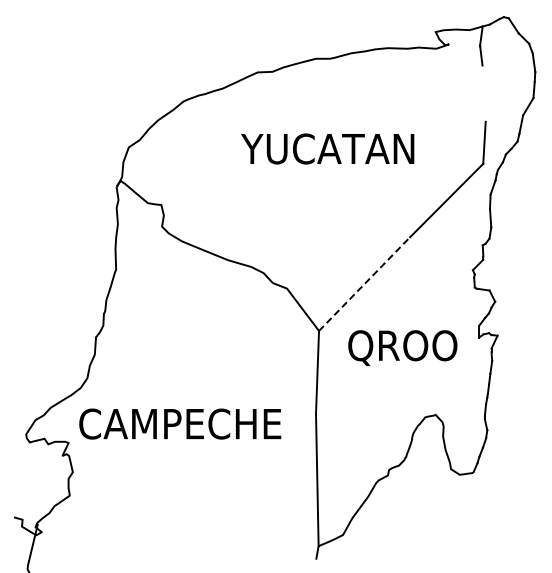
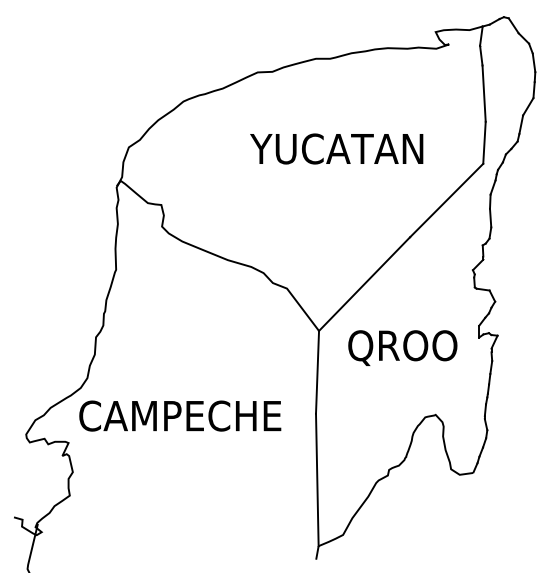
line: none -> present (483, 93)
text position: (327, 148) -> (336, 148) (336, 148)
line: dashed -> solid (364, 283)
text position: (180, 423) -> (180, 415) (180, 415)
